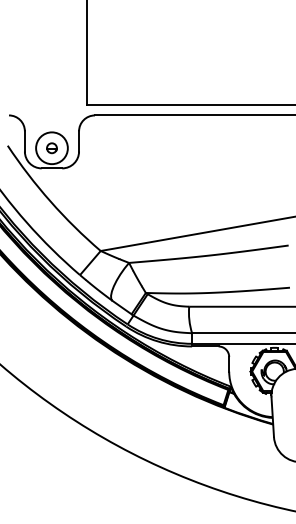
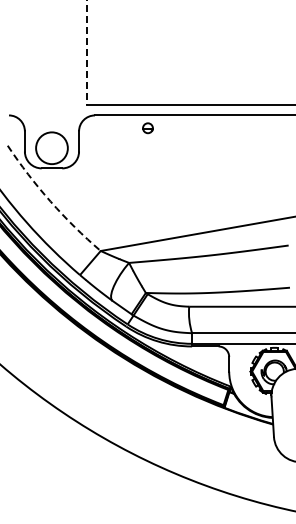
line: solid -> dashed (86, 53)
part position: (51, 148) -> (147, 128) (147, 128)
arc: solid -> dashed (50, 201)
